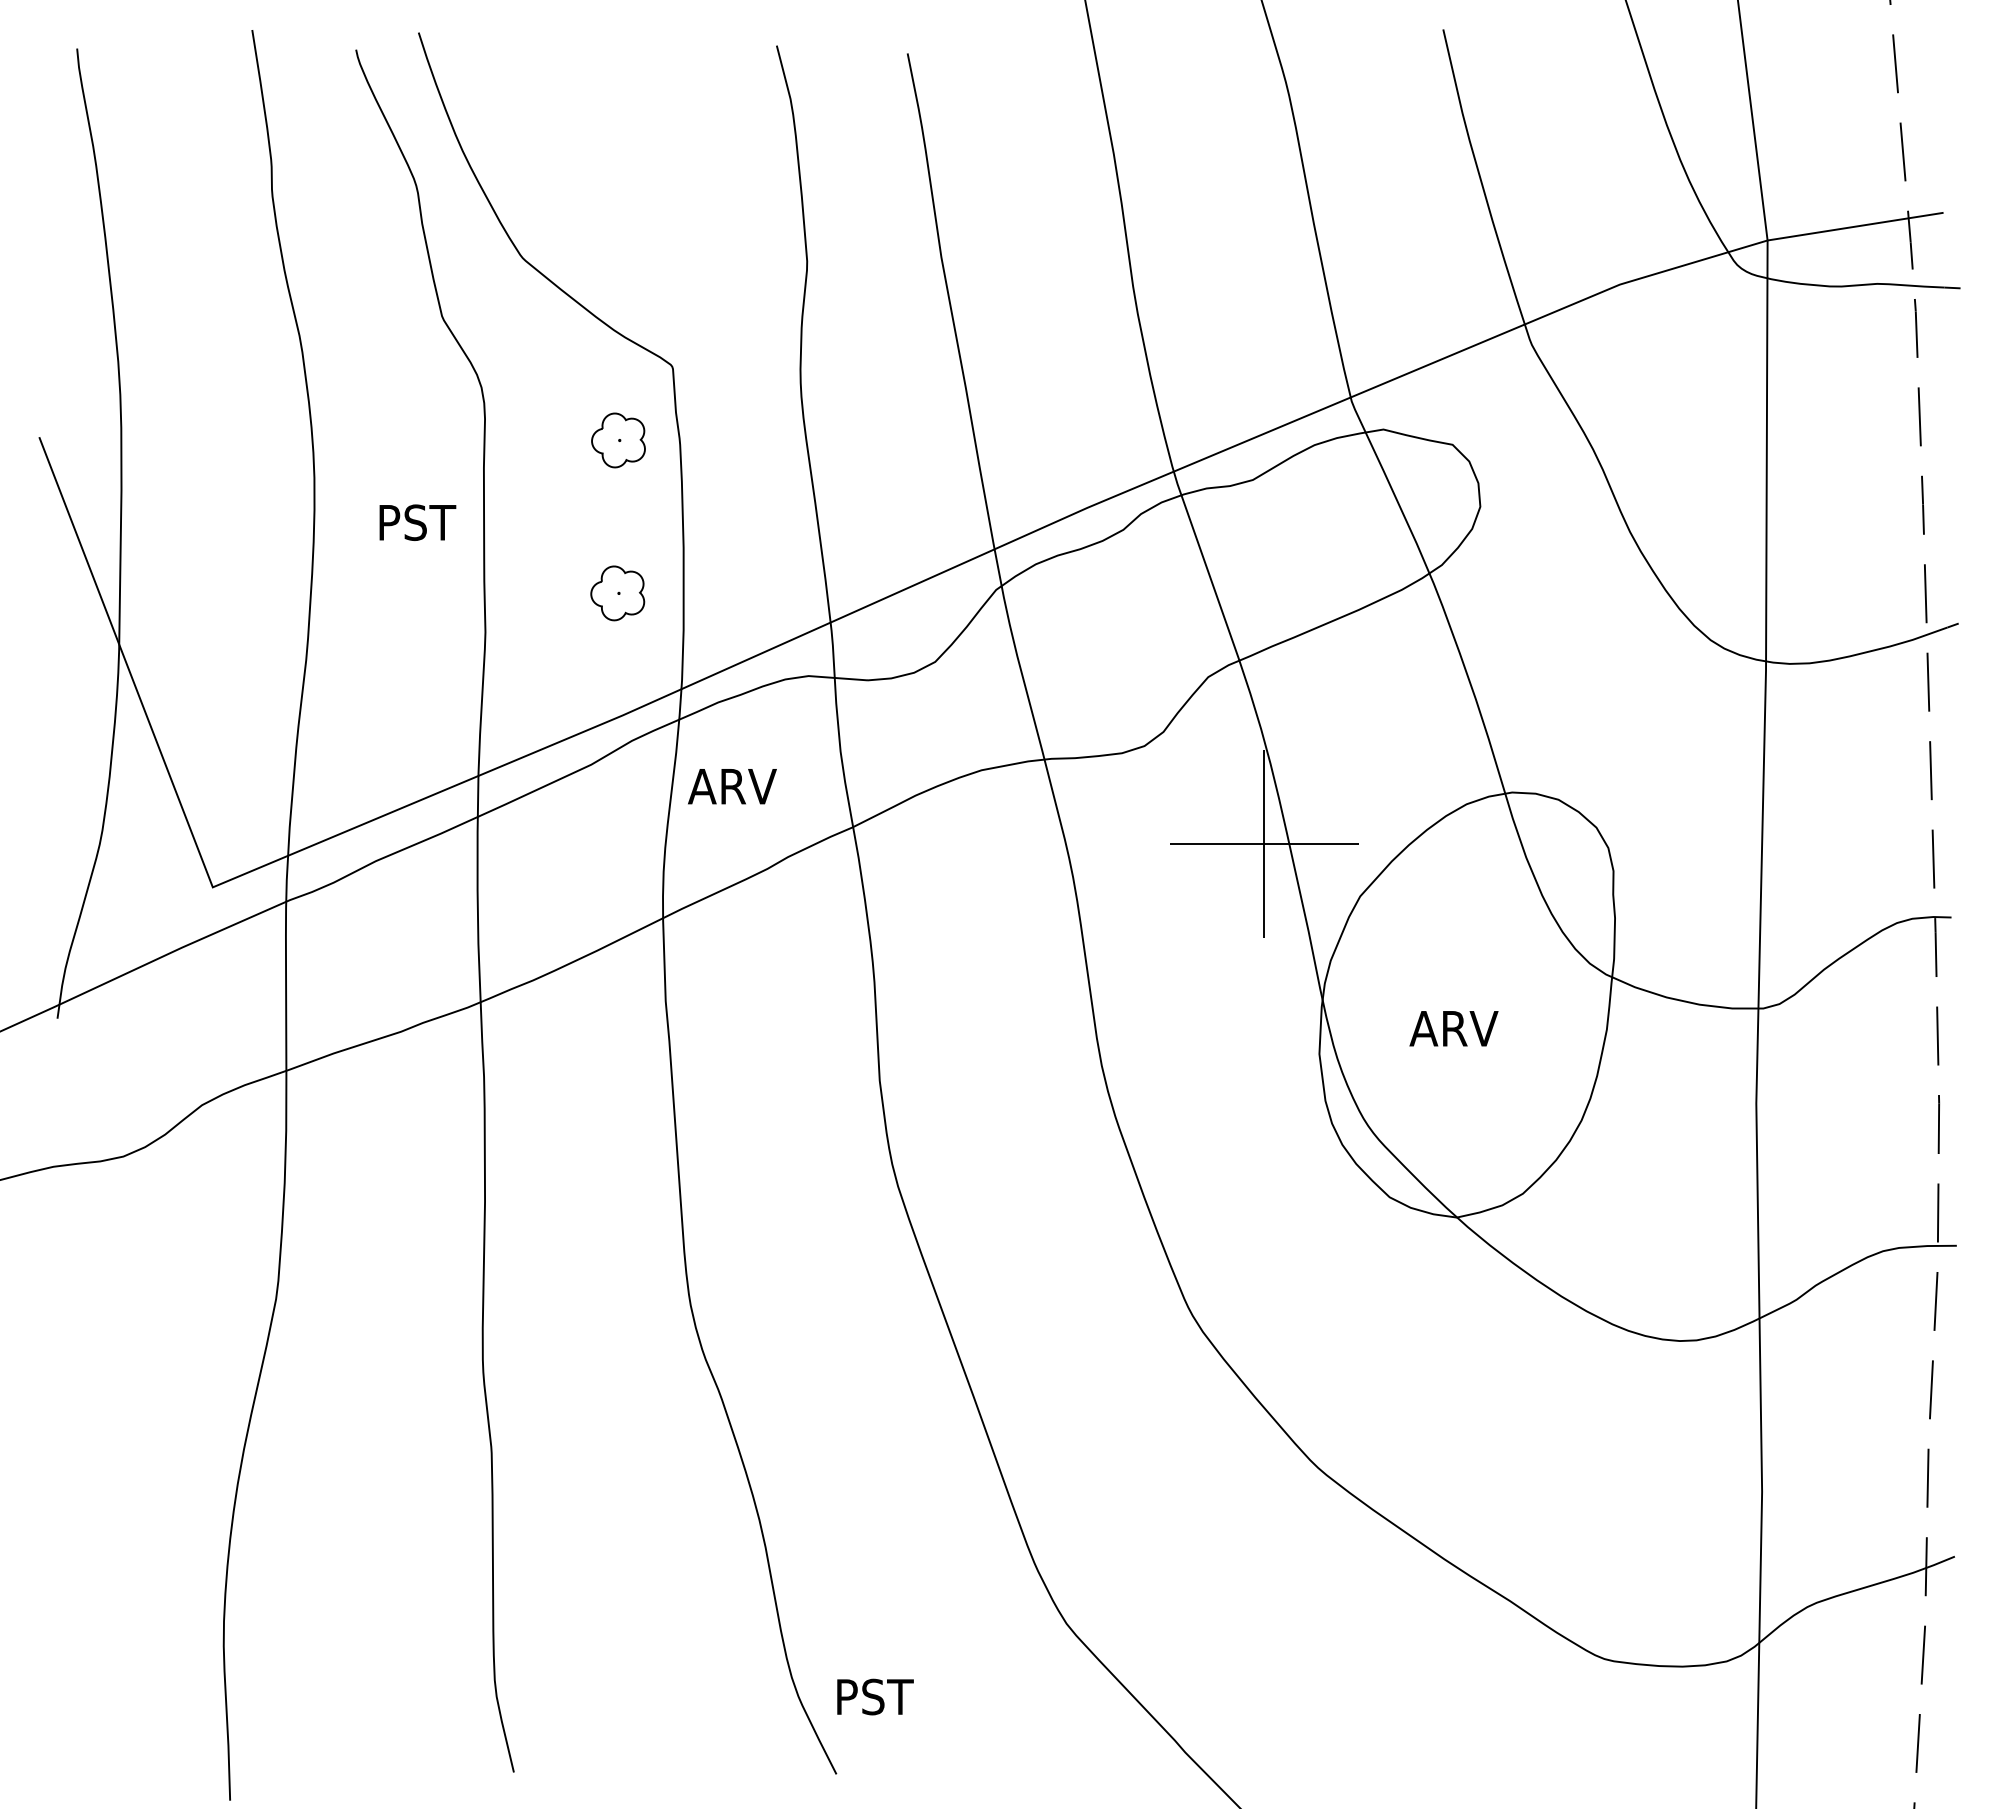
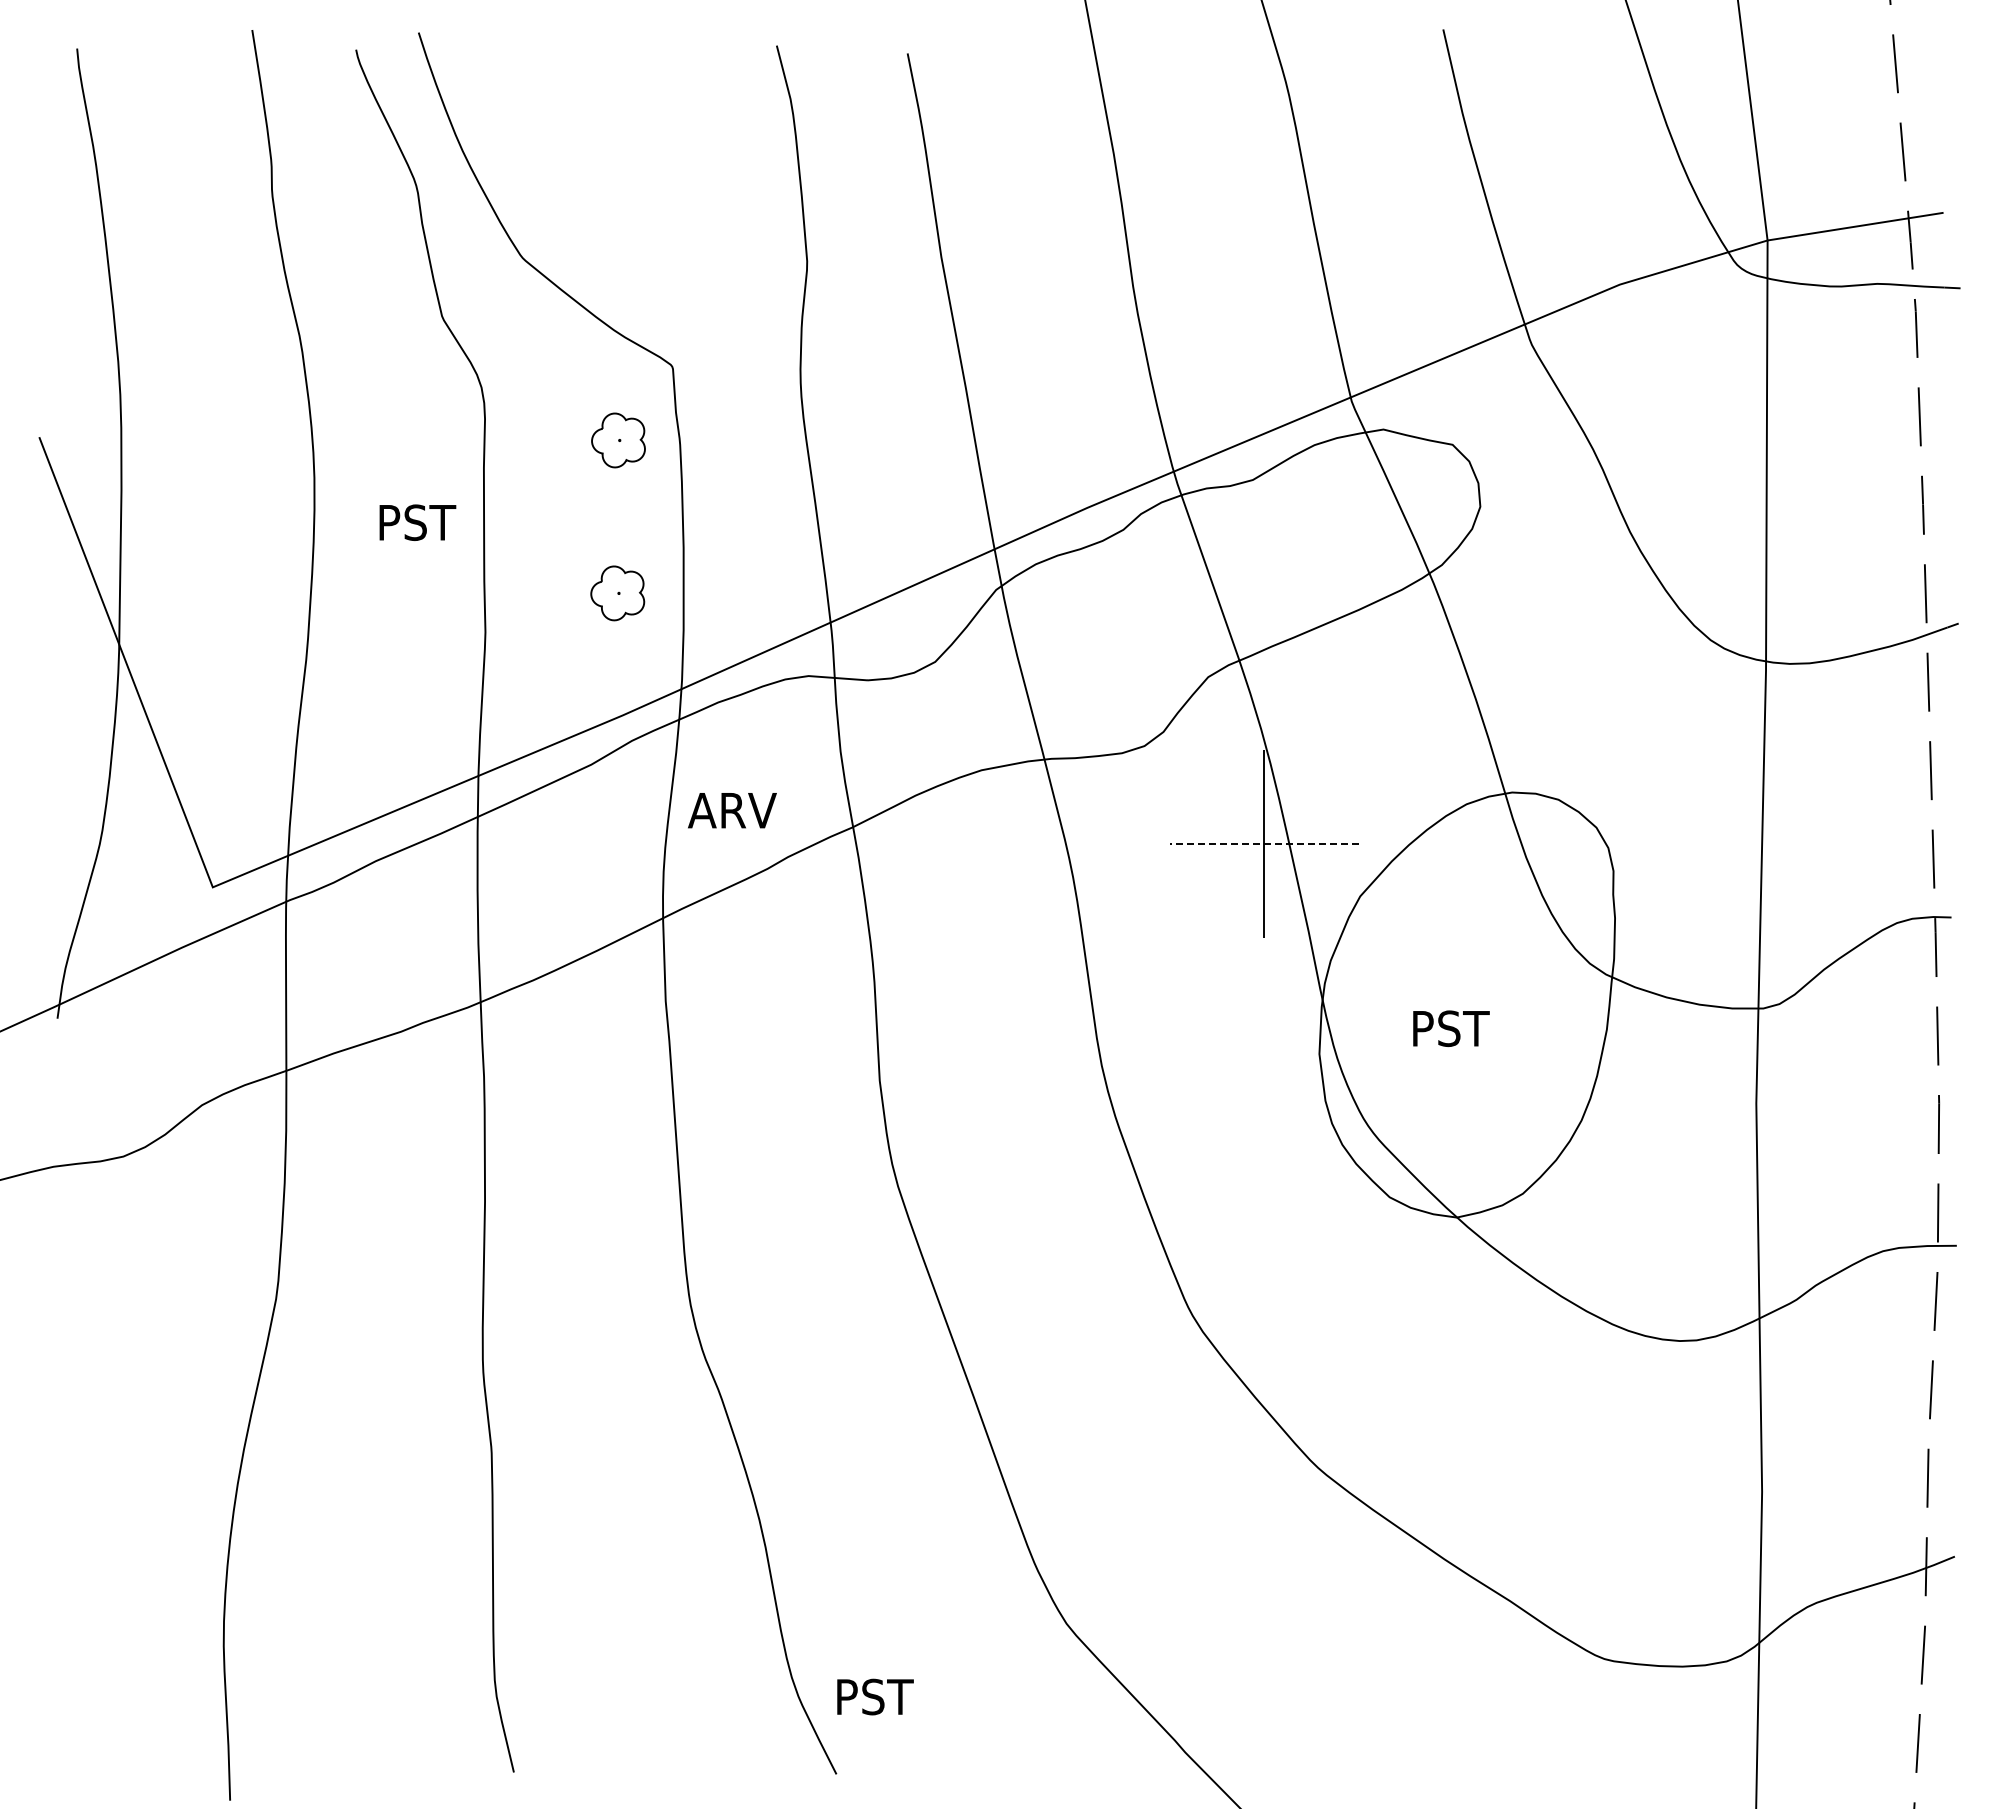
text position: (732, 786) -> (732, 810) (732, 810)
line: solid -> dashed (1263, 843)
text: ARV -> PST (1453, 1028)
